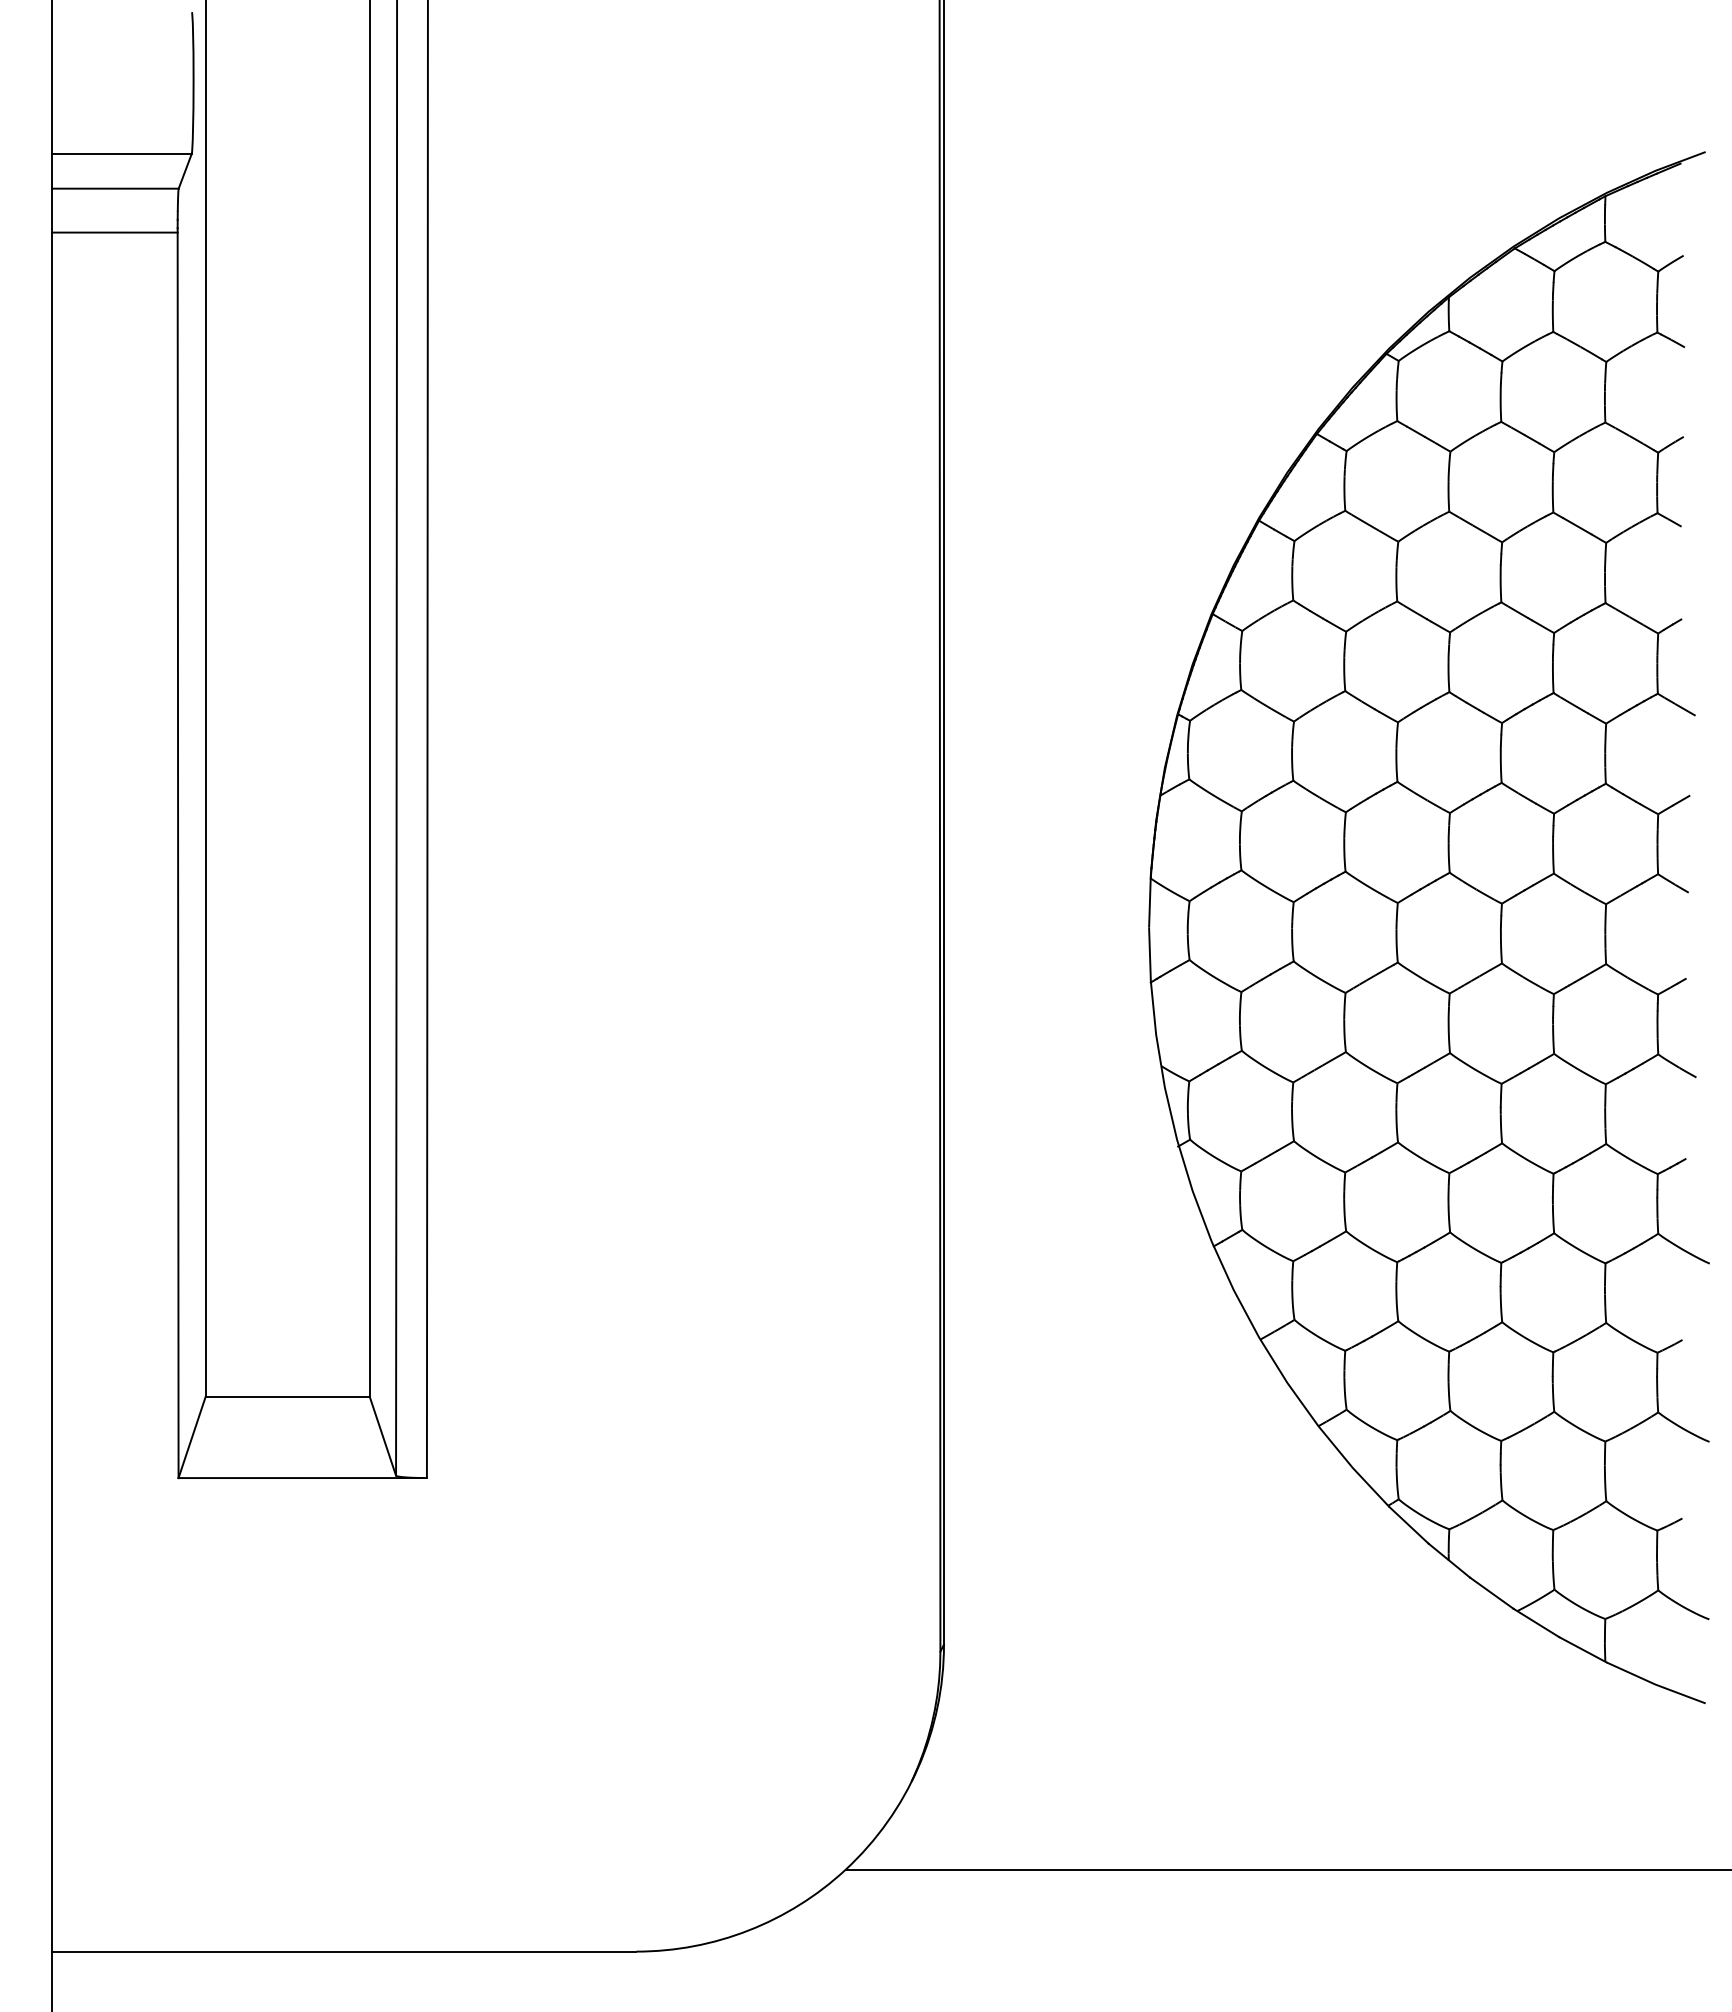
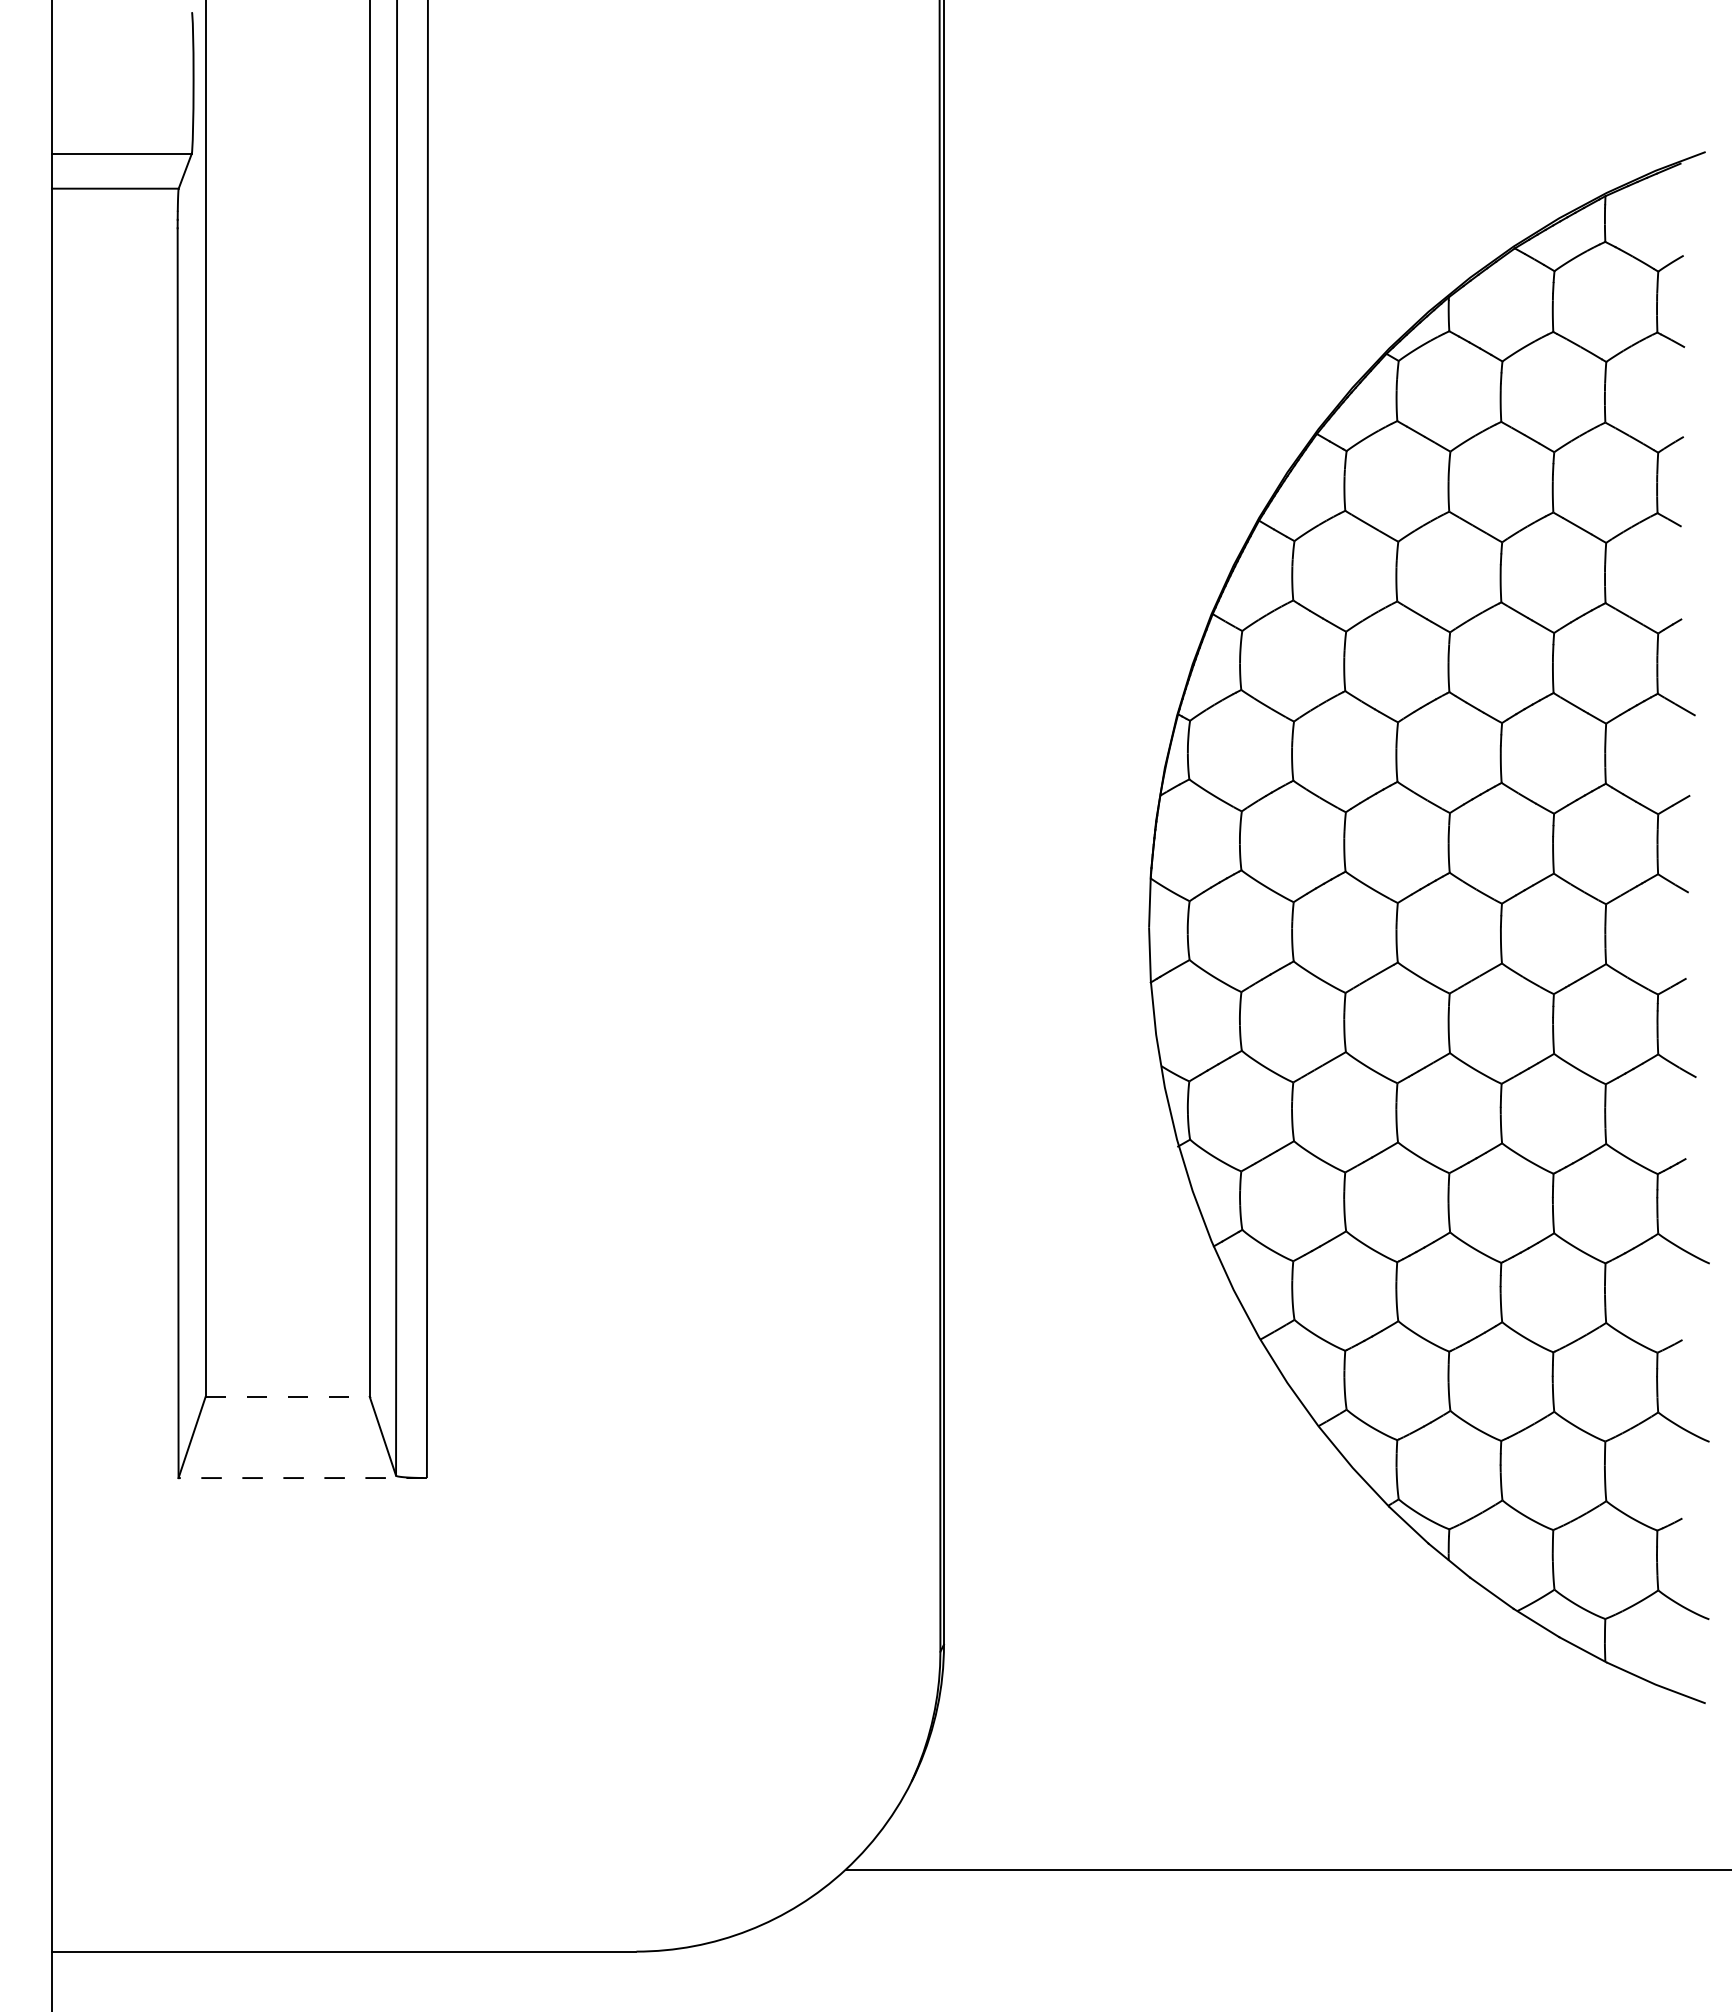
line: present -> none (114, 232)
line: solid -> dashed (288, 1396)
line: solid -> dashed (302, 1478)
